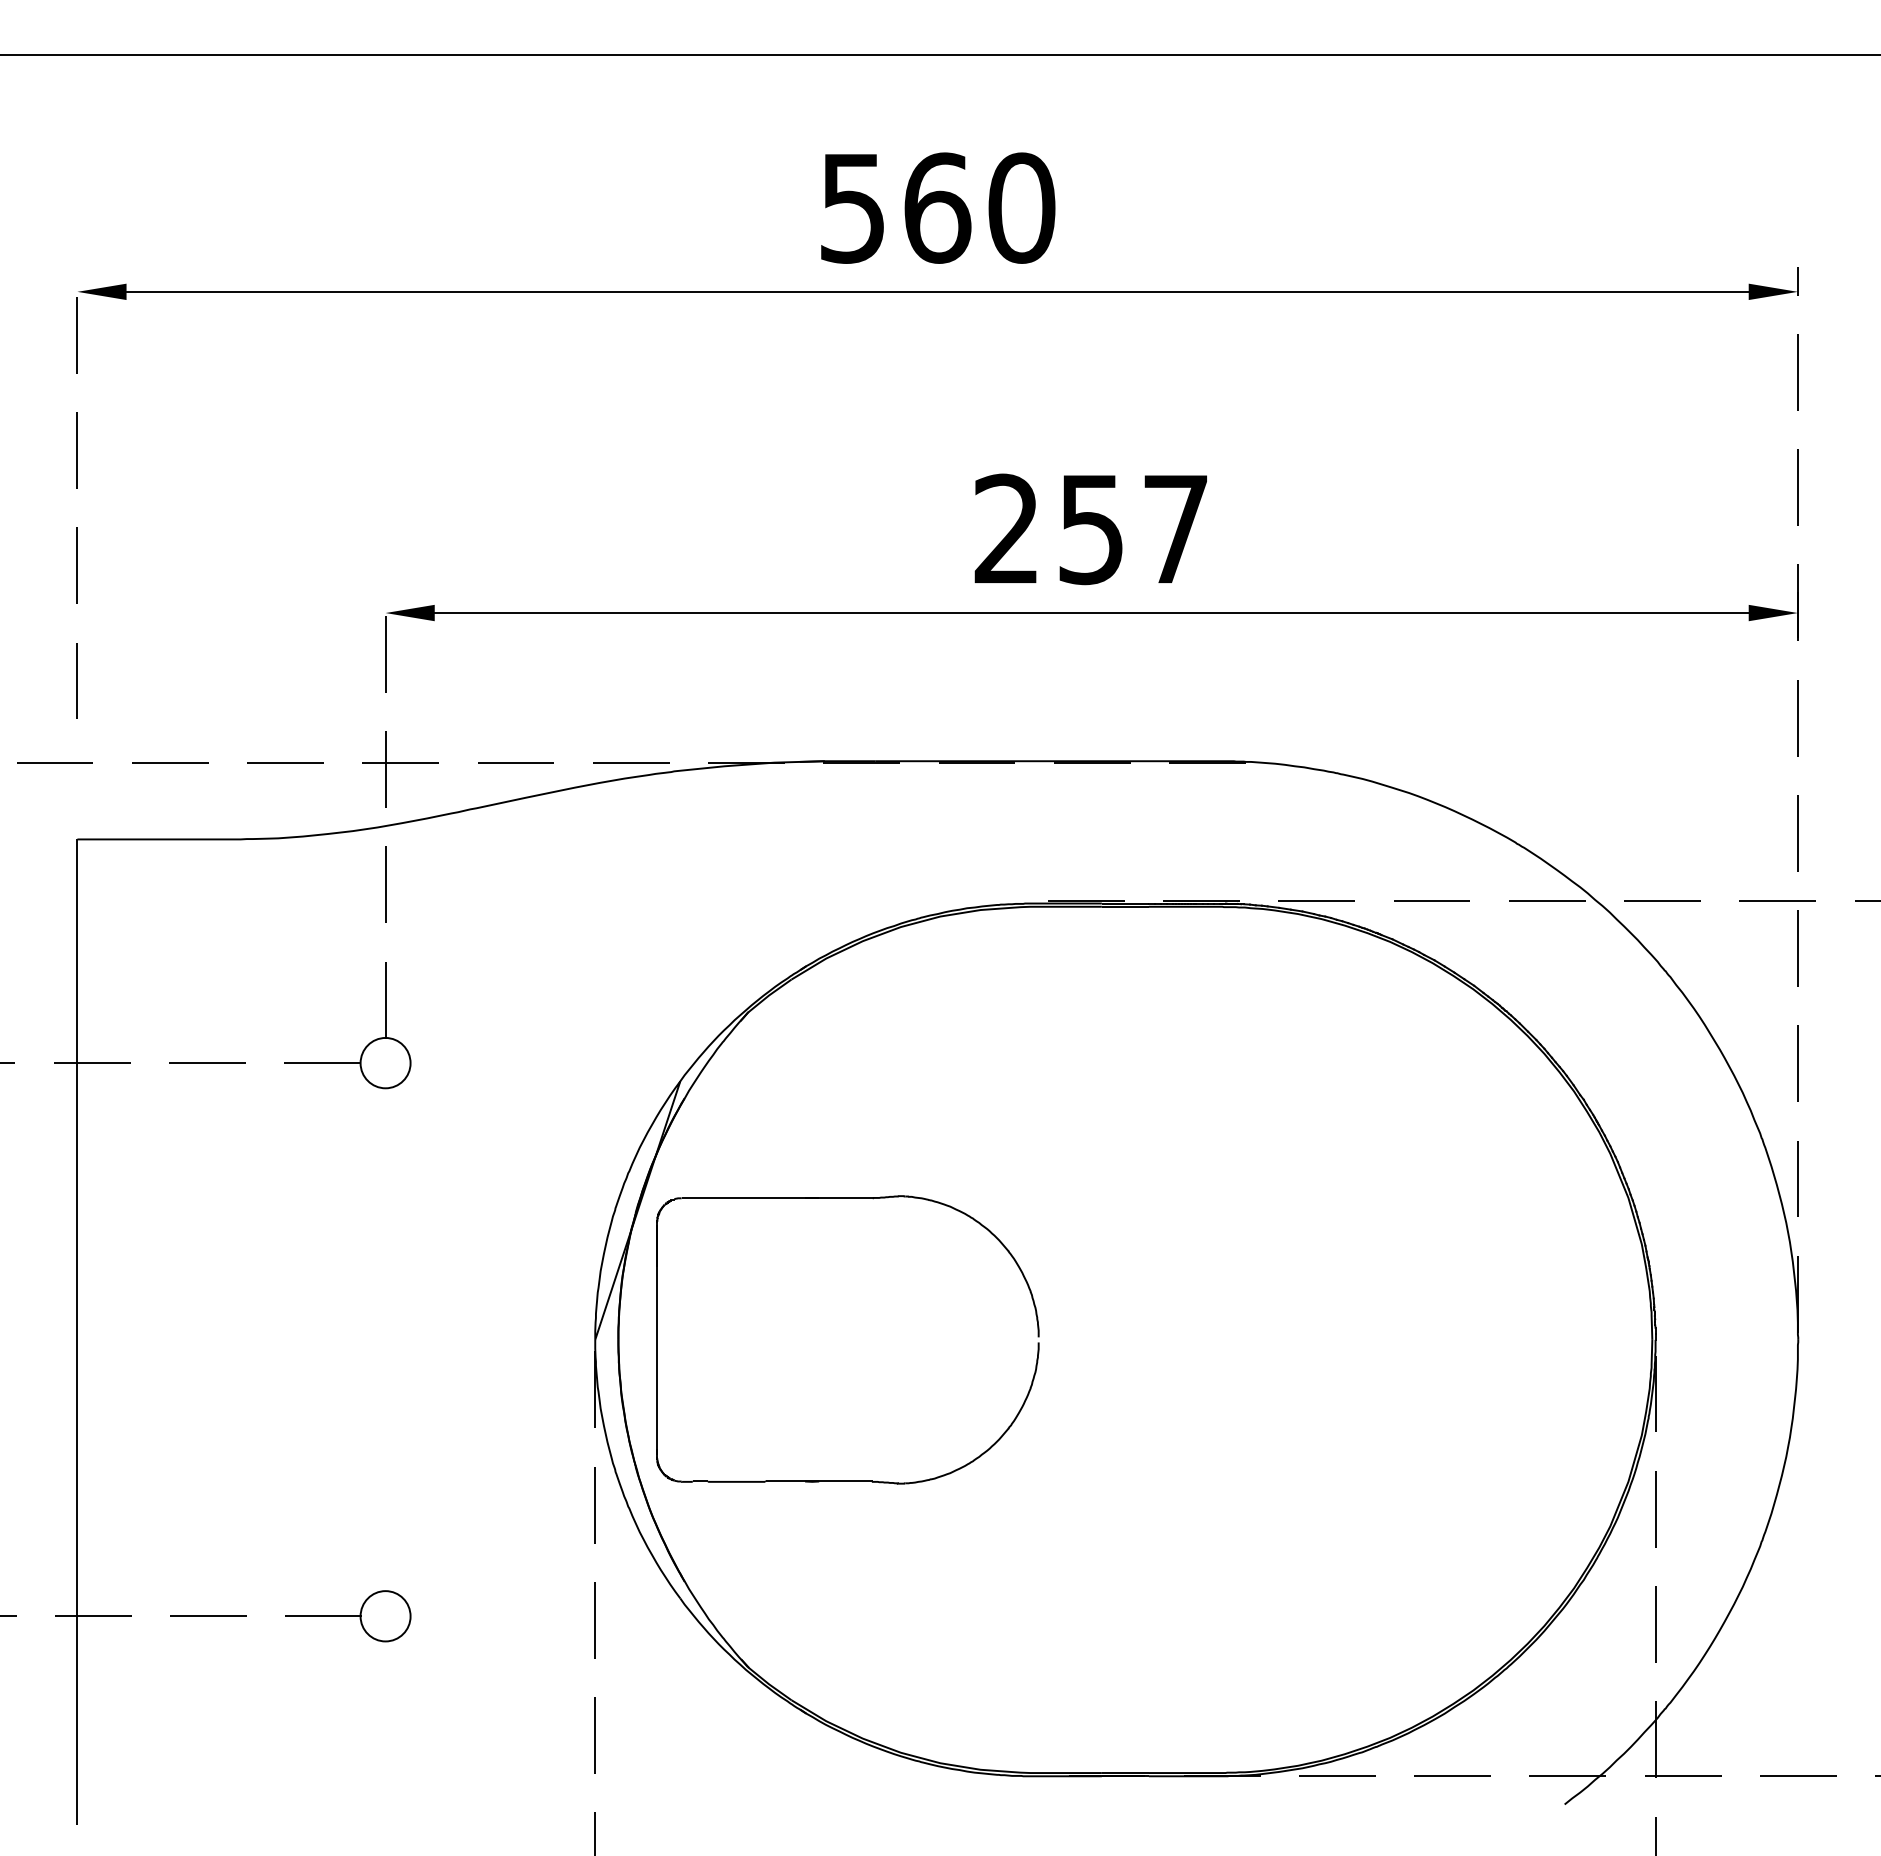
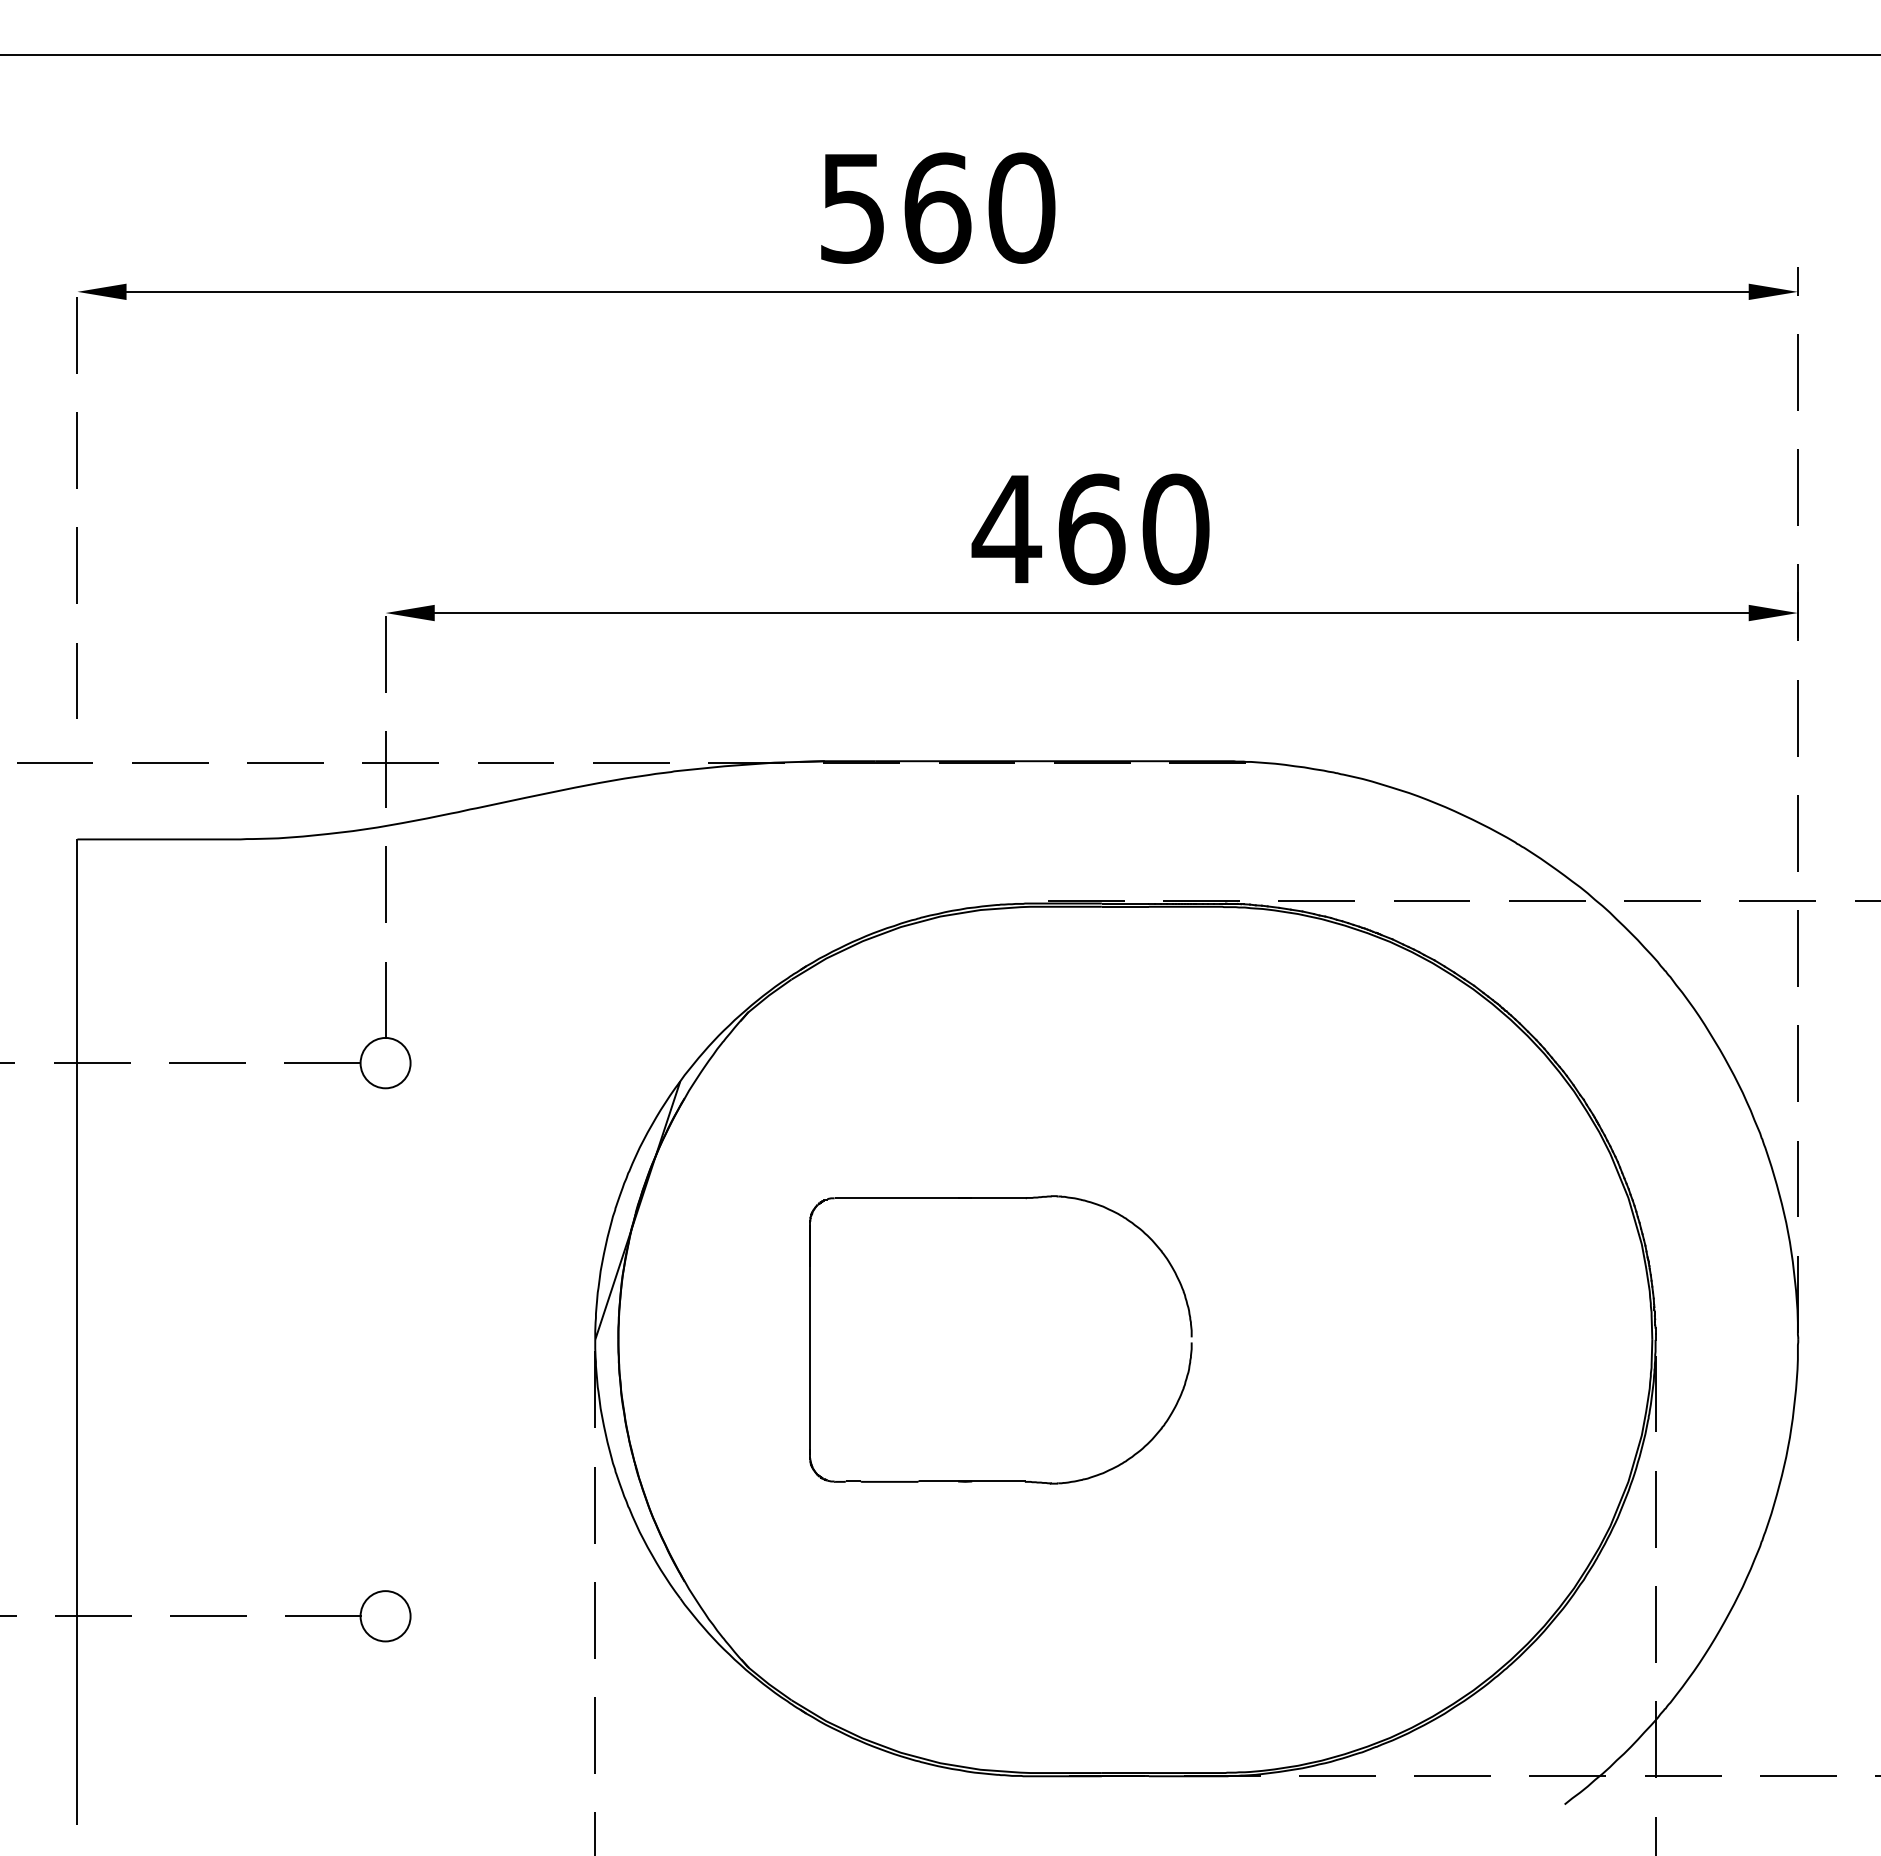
text: 257 -> 460 (1090, 529)
part position: (847, 1198) -> (1000, 1198) (1000, 1198)
